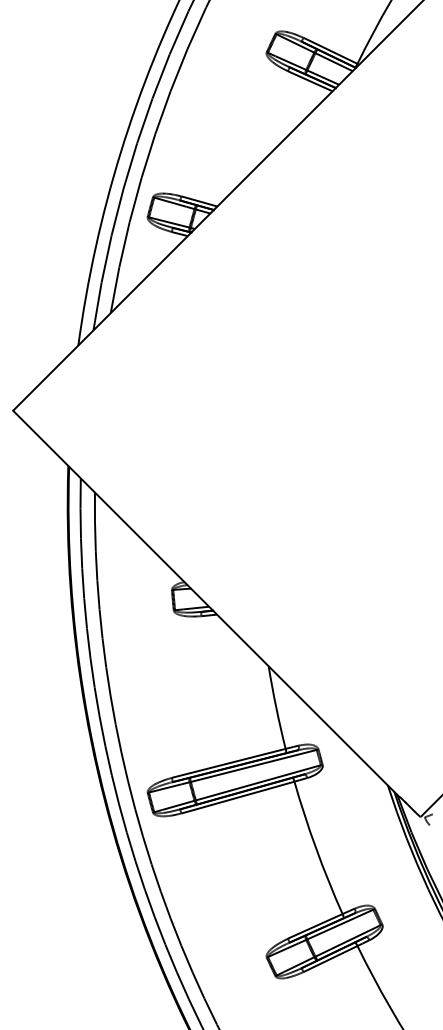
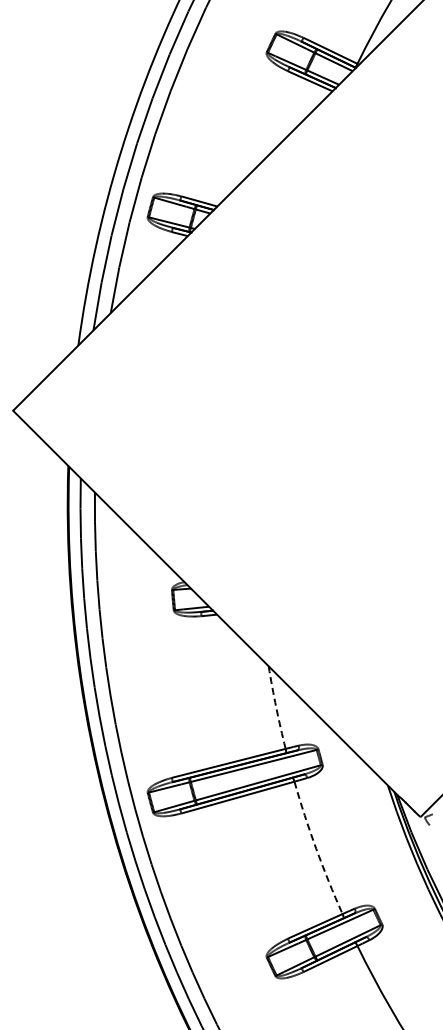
arc: solid -> dashed (276, 707)
arc: solid -> dashed (316, 848)
